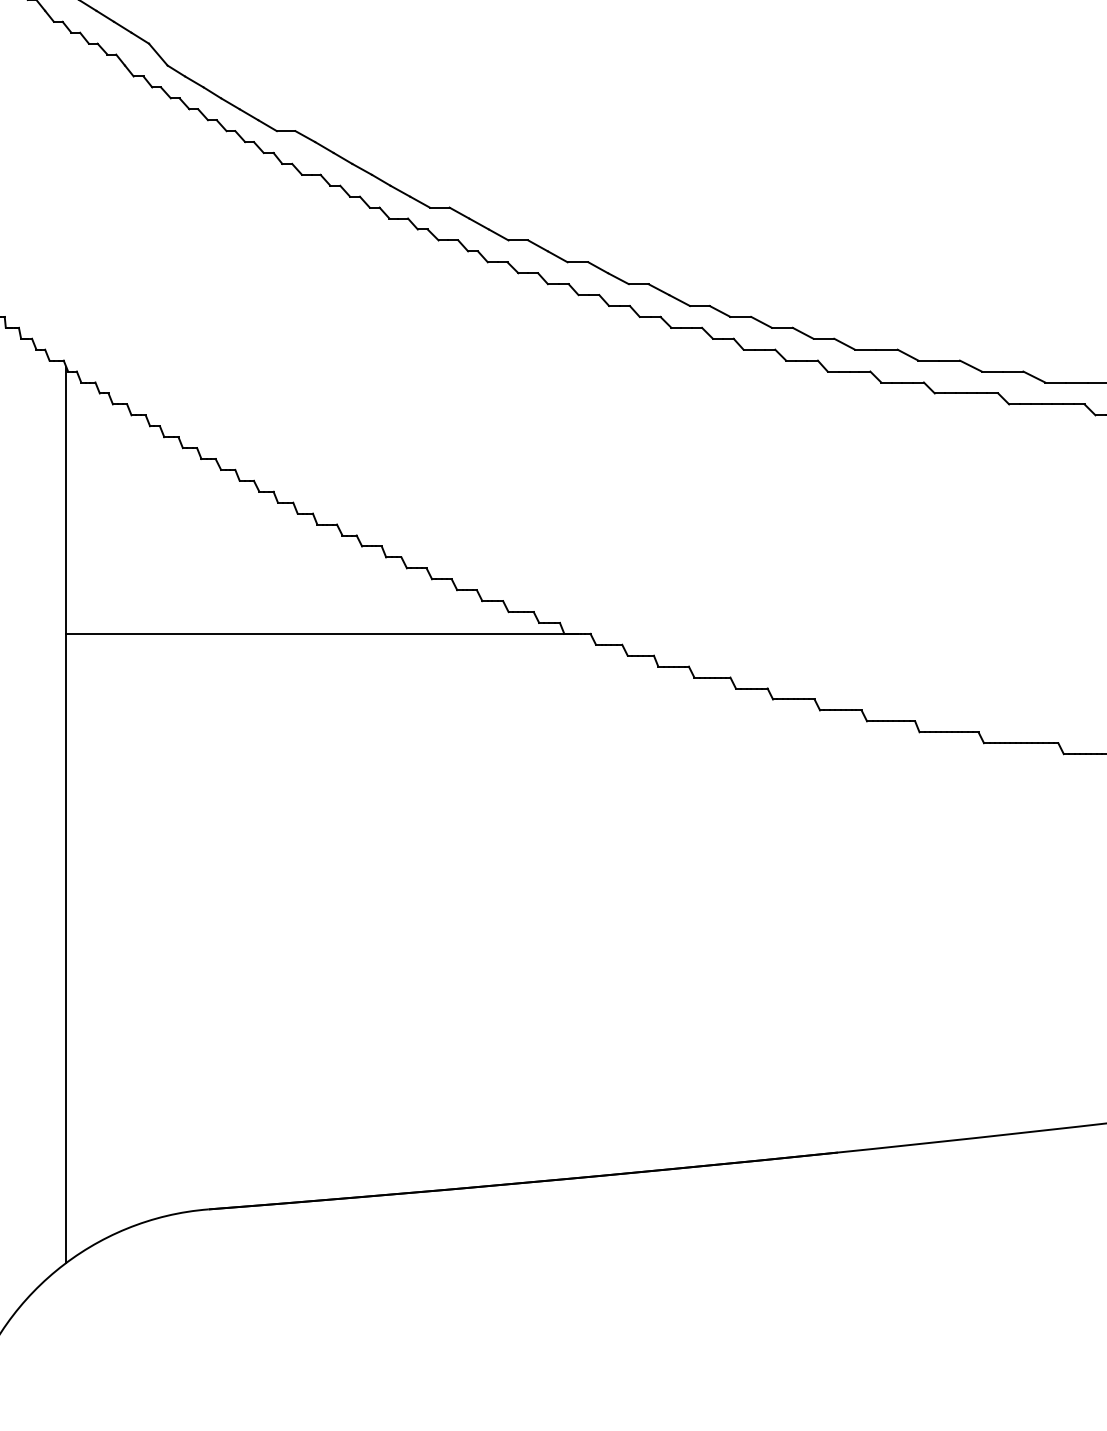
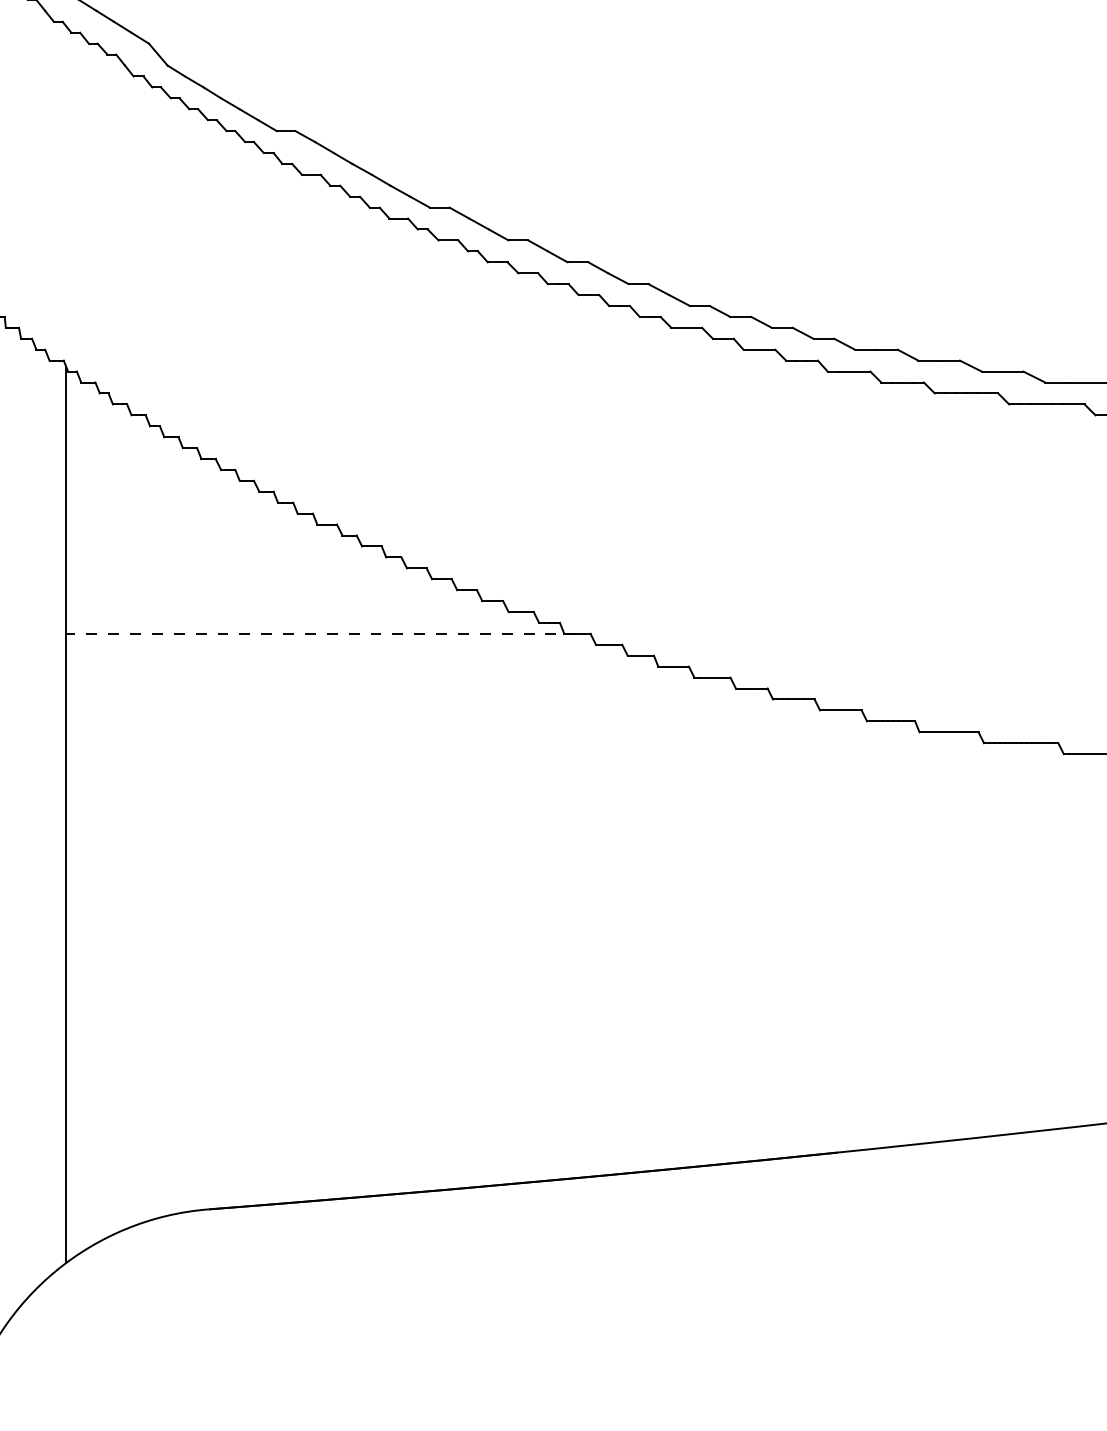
line: solid -> dashed (321, 633)
